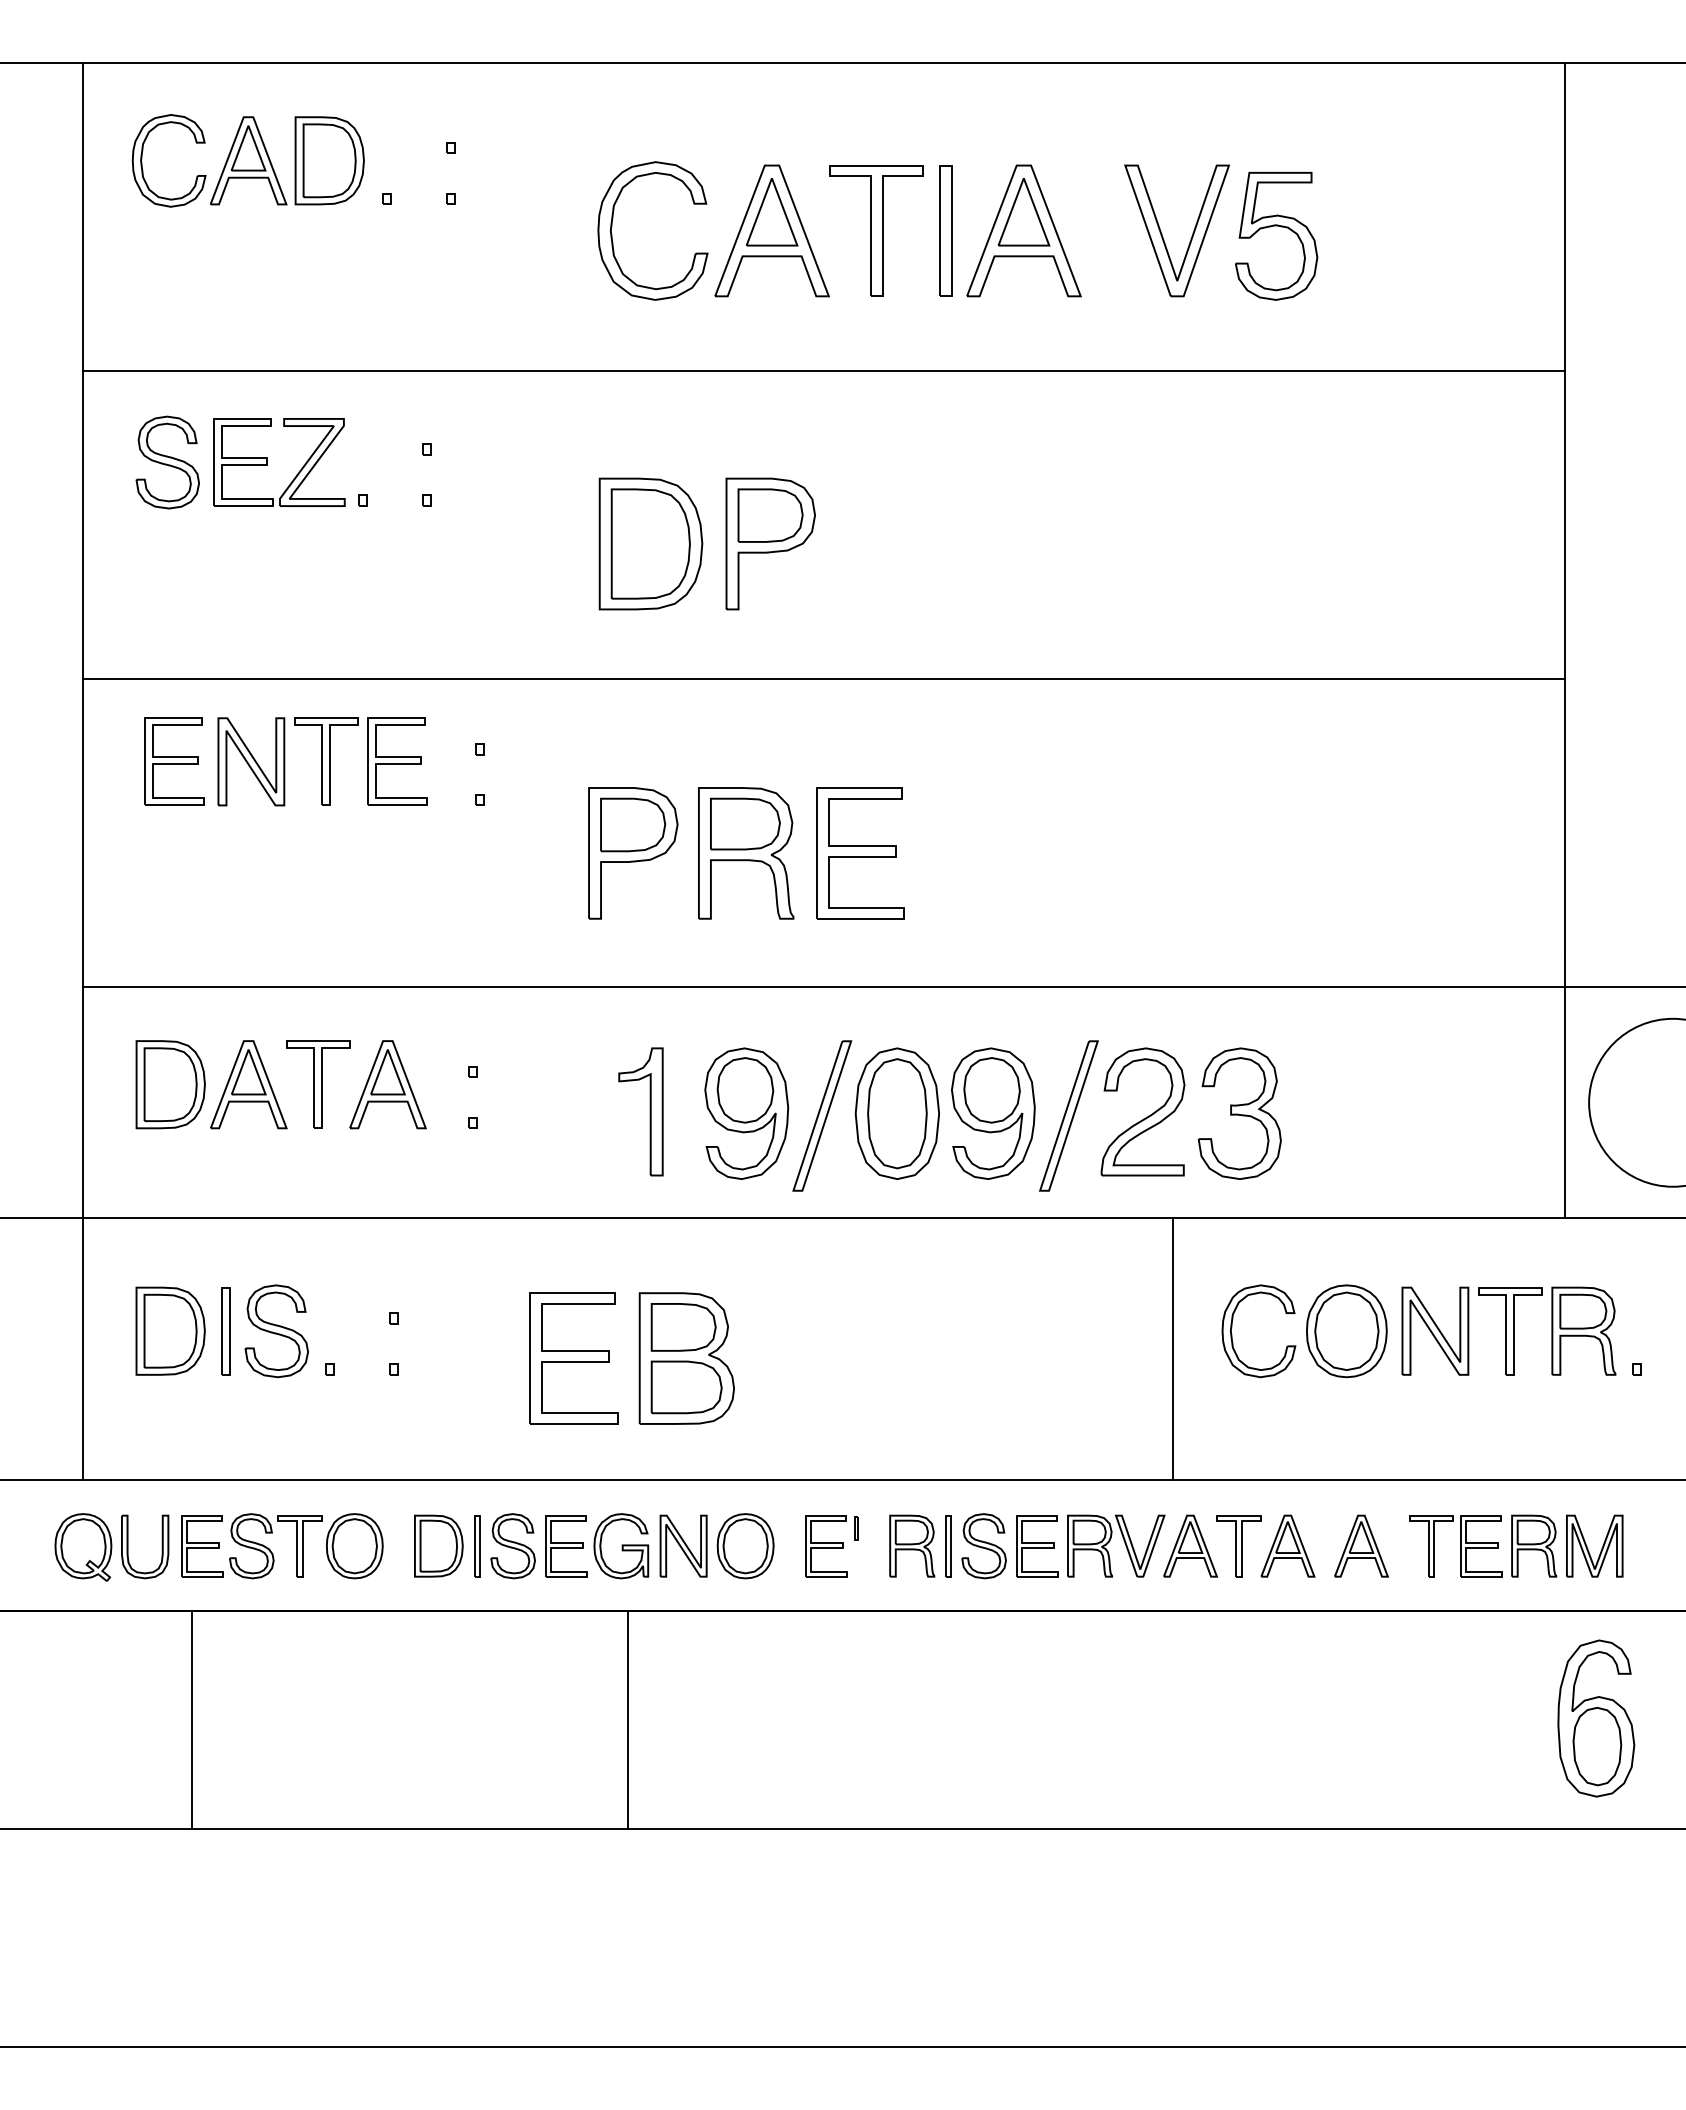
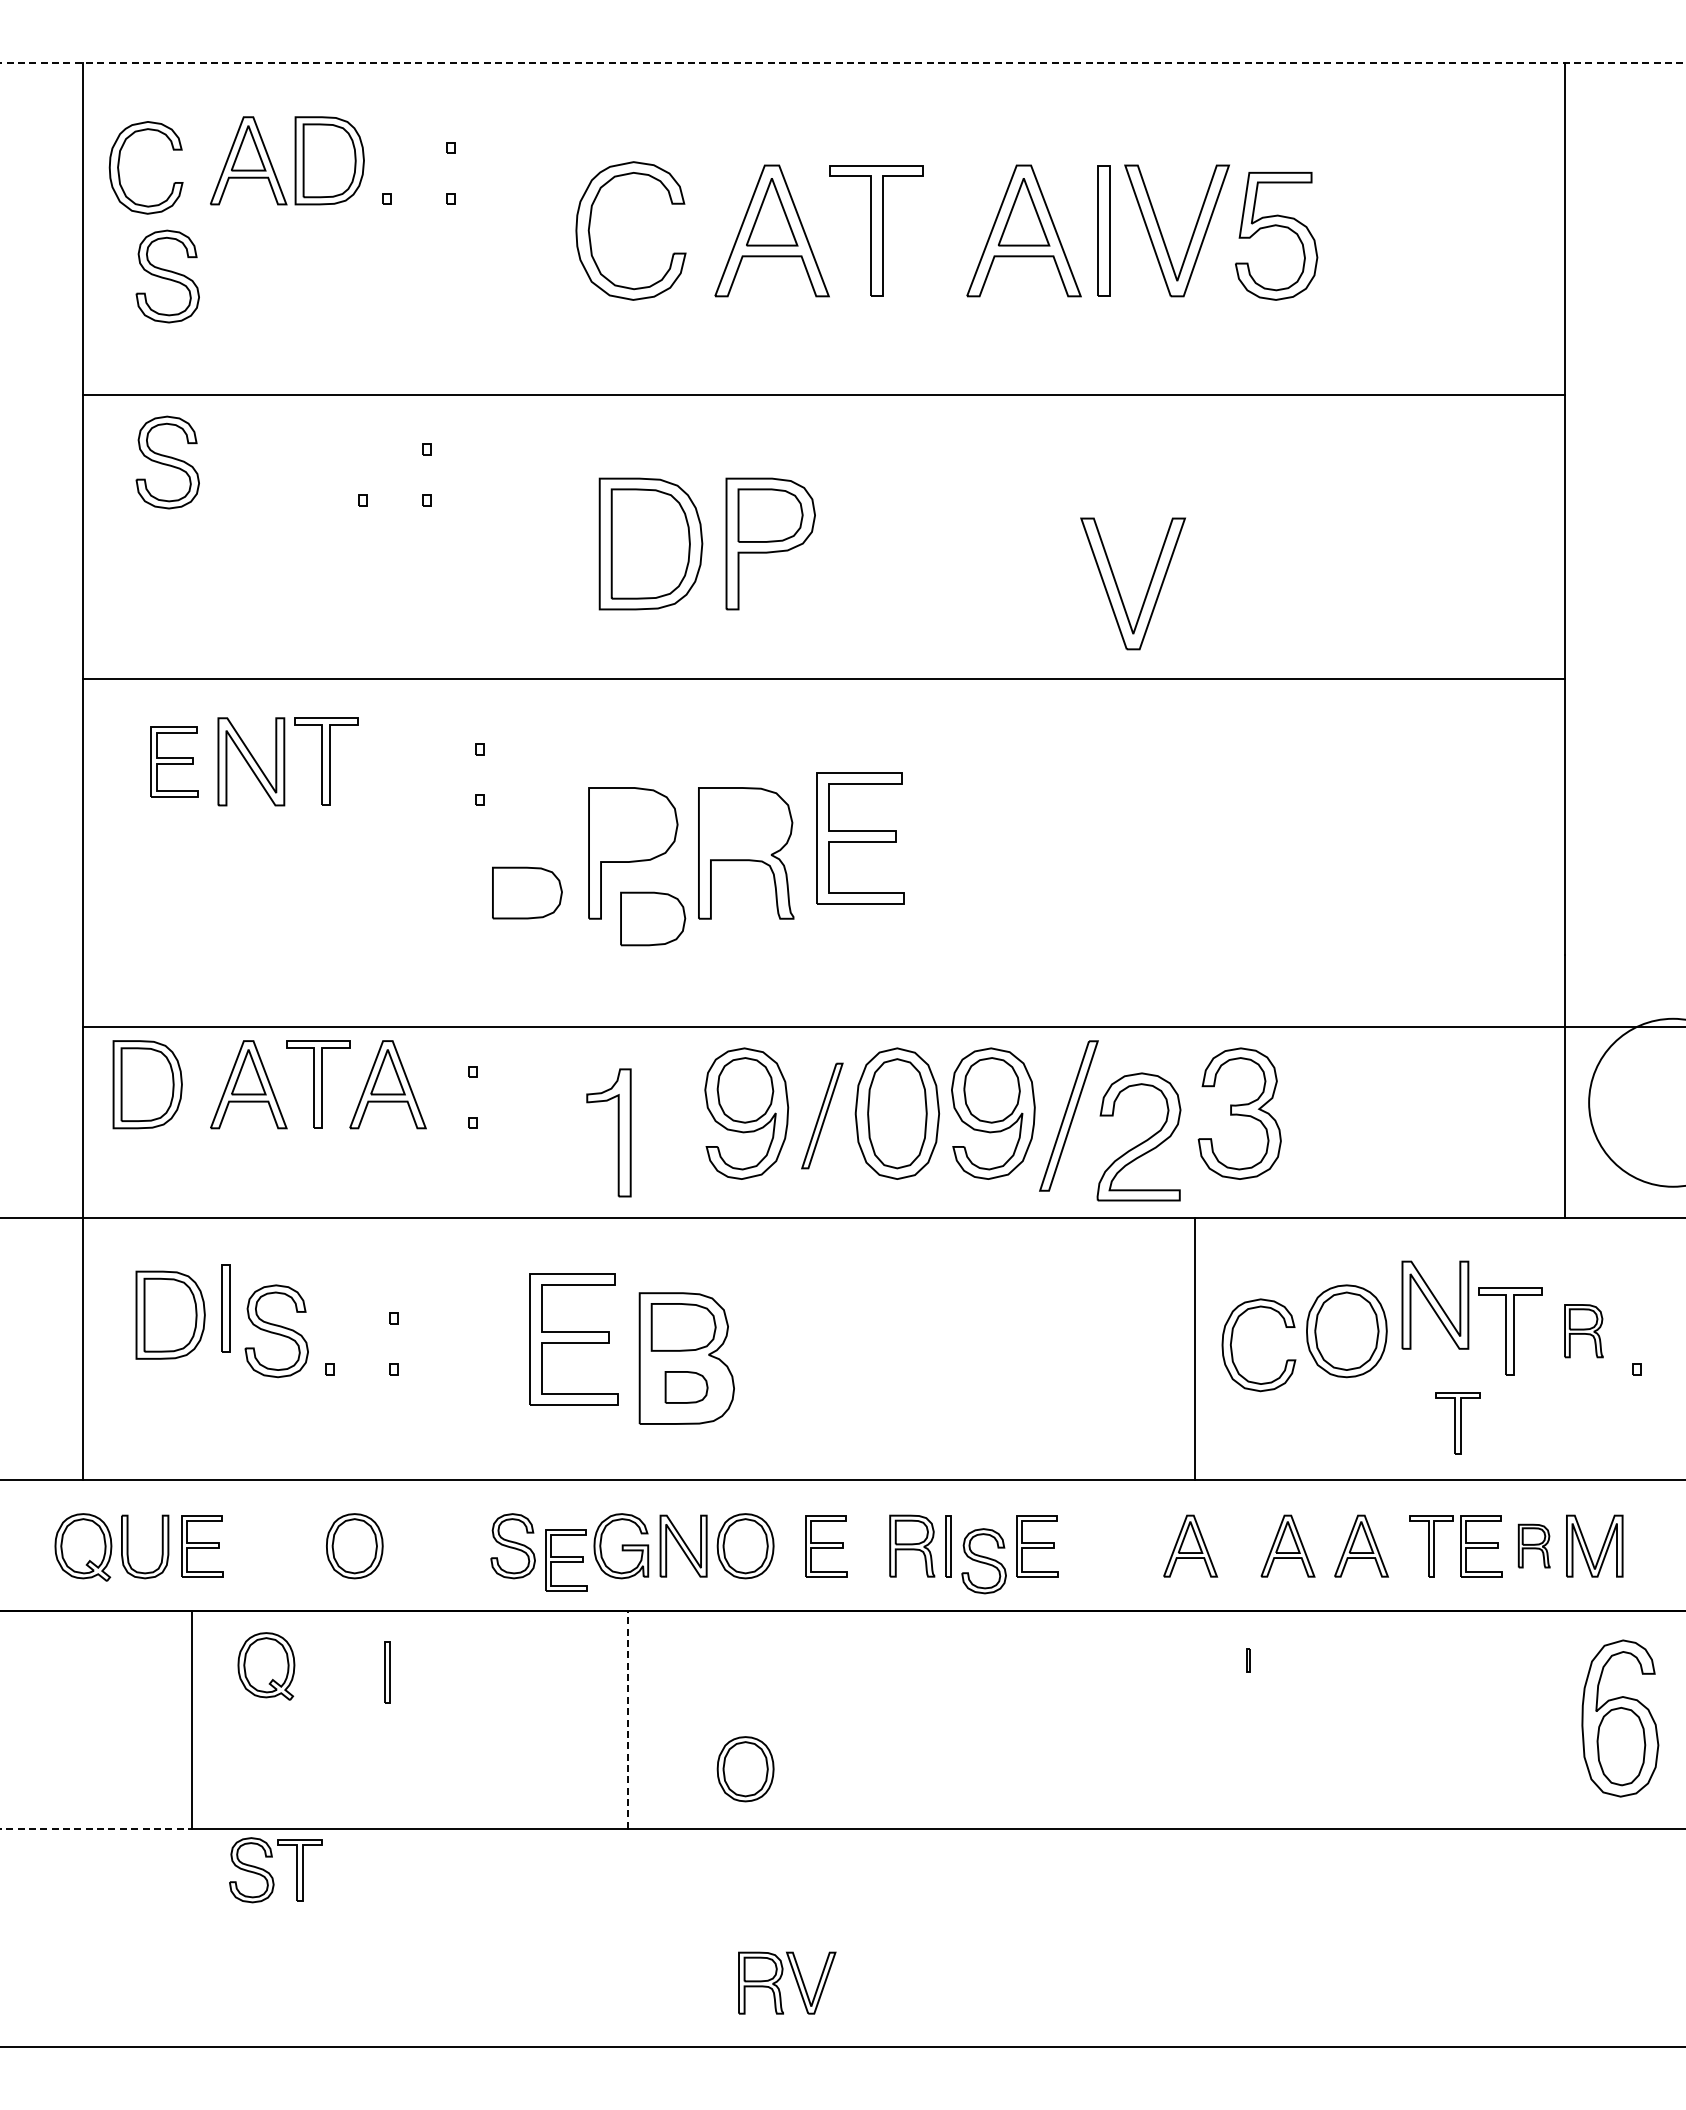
line: solid -> dashed (844, 63)
part position: (142, 158) -> (119, 165) (119, 165)
part position: (612, 226) -> (590, 226) (590, 226)
part position: (945, 230) -> (1103, 230) (1103, 230)
part: none -> present (167, 276)
line position: (824, 371) -> (824, 395) (824, 395)
part: present -> none (267, 462)
part: none -> present (1119, 589)
part size: 61x89 px -> 49x72 px (174, 761)
part: present -> none (397, 761)
part position: (745, 823) -> (527, 892) (527, 892)
part position: (633, 824) -> (653, 918) (653, 918)
part position: (860, 853) -> (860, 838) (860, 838)
line position: (882, 987) -> (882, 1027) (882, 1027)
part position: (170, 1084) -> (147, 1084) (147, 1084)
part position: (649, 1111) -> (617, 1132) (617, 1132)
part size: 61x152 px -> 43x108 px (822, 1115)
part position: (1145, 1117) -> (1141, 1142) (1141, 1142)
part position: (170, 1330) -> (170, 1314) (170, 1314)
part position: (1435, 1330) -> (1435, 1304) (1435, 1304)
part size: 66x90 px -> 40x55 px (1583, 1331)
part position: (225, 1331) -> (225, 1308) (225, 1308)
part position: (1232, 1334) -> (1232, 1348) (1232, 1348)
line position: (1173, 1349) -> (1195, 1349) (1195, 1349)
part position: (573, 1358) -> (573, 1339) (573, 1339)
part size: 73x55 px -> 45x33 px (686, 1387)
line position: (855, 1528) -> (1247, 1660) (1247, 1660)
part position: (1110, 1541) -> (781, 1978) (781, 1978)
part: present -> none (438, 1545)
part size: 47x64 px -> 34x46 px (1533, 1545)
part position: (275, 1546) -> (275, 1870) (275, 1870)
part position: (477, 1546) -> (387, 1672) (387, 1672)
part position: (566, 1546) -> (566, 1560) (566, 1560)
part position: (983, 1546) -> (983, 1561) (983, 1561)
part position: (1238, 1546) -> (1457, 1423) (1457, 1423)
part: none -> present (266, 1666)
part position: (1596, 1718) -> (1620, 1718) (1620, 1718)
line: solid -> dashed (628, 1719)
part: none -> present (745, 1769)
line: solid -> dashed (96, 1828)
